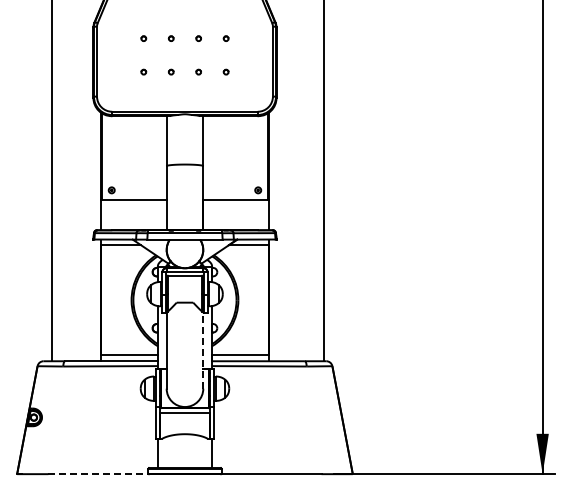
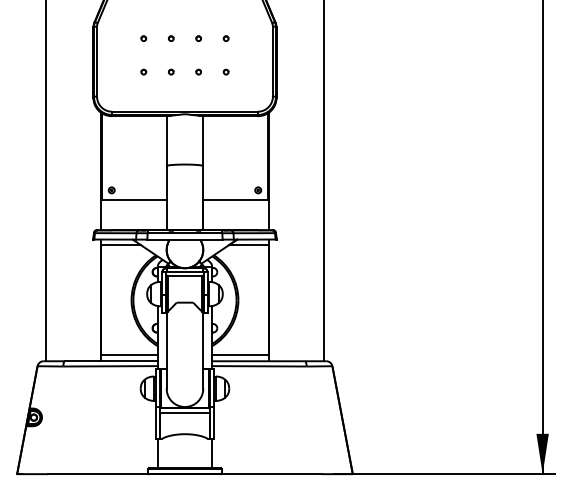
line position: (52, 181) -> (46, 181) (46, 181)
line: dashed -> solid (203, 350)
line: dashed -> solid (99, 474)
